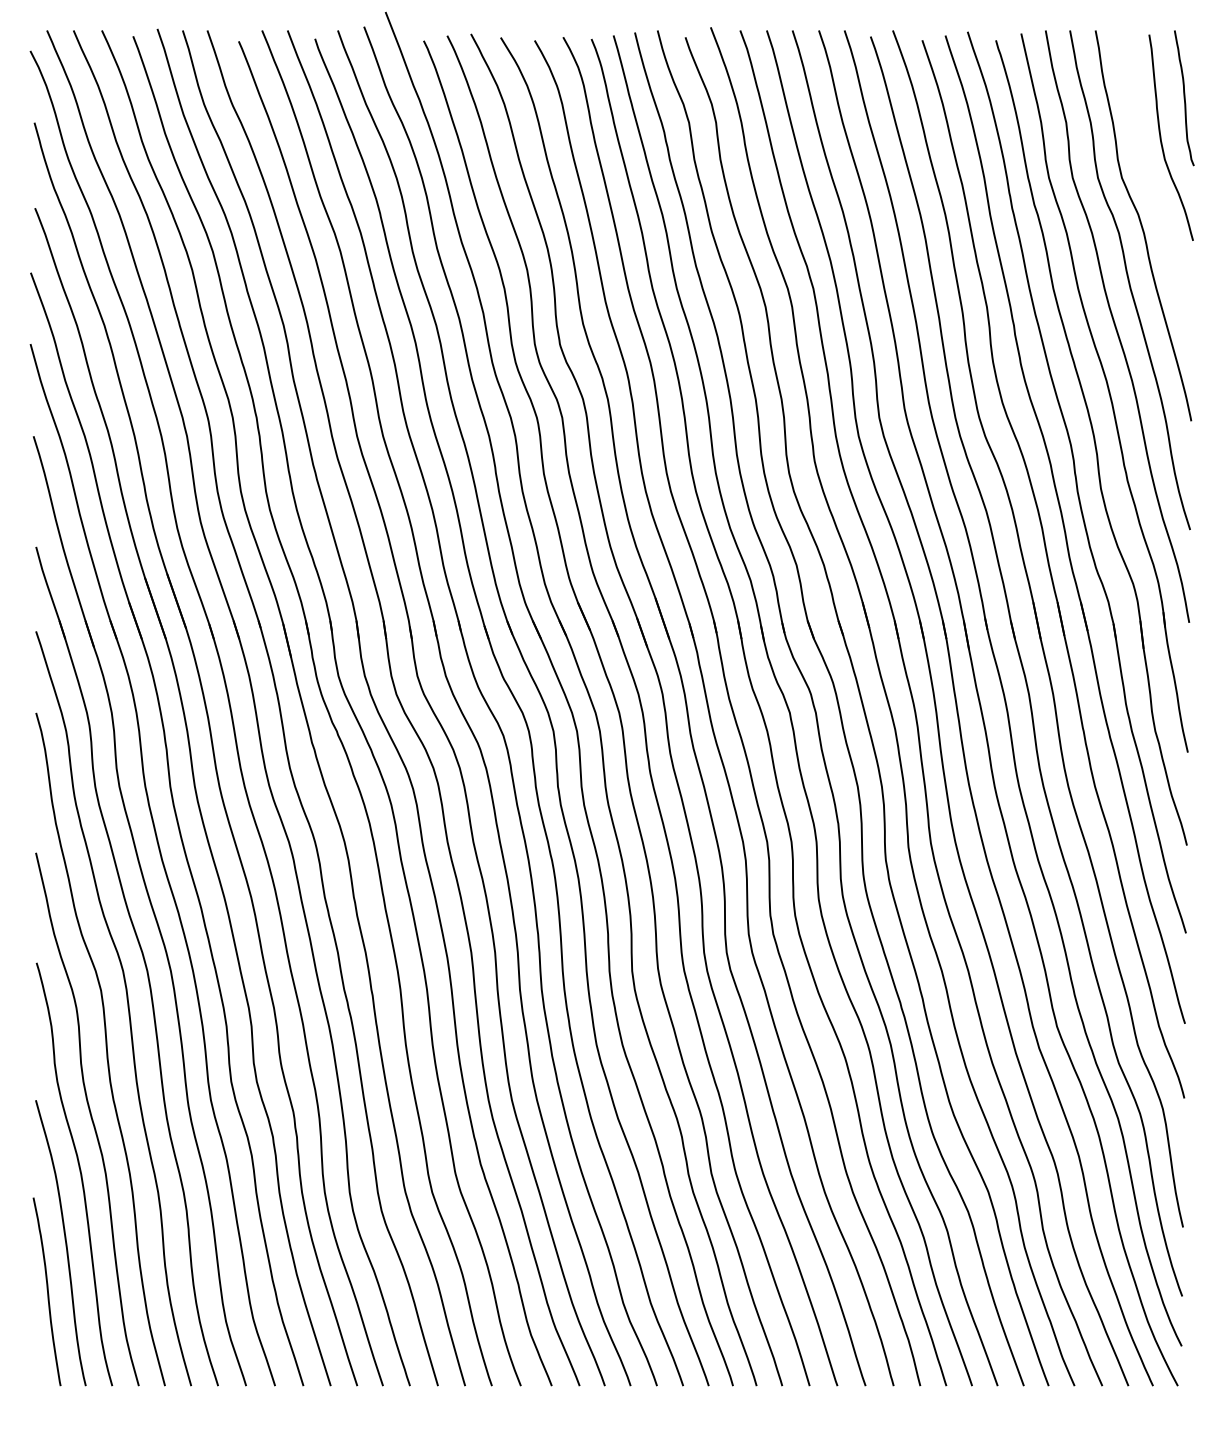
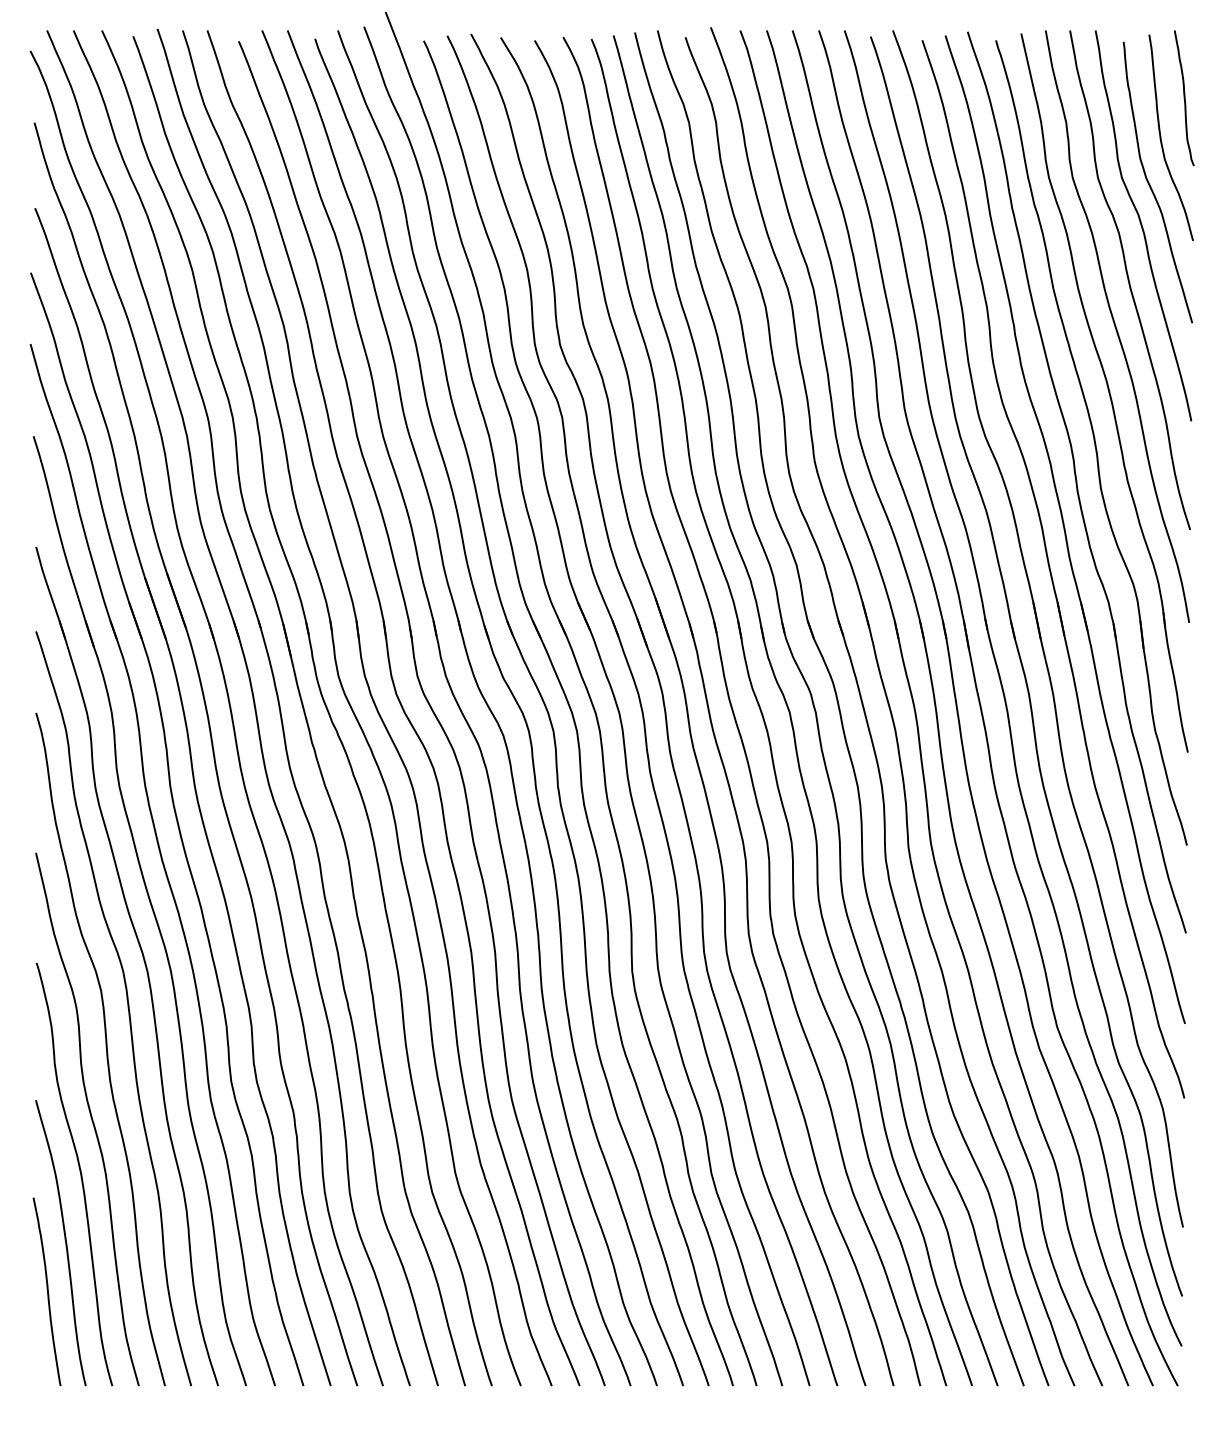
curve: none -> present (1151, 186)
